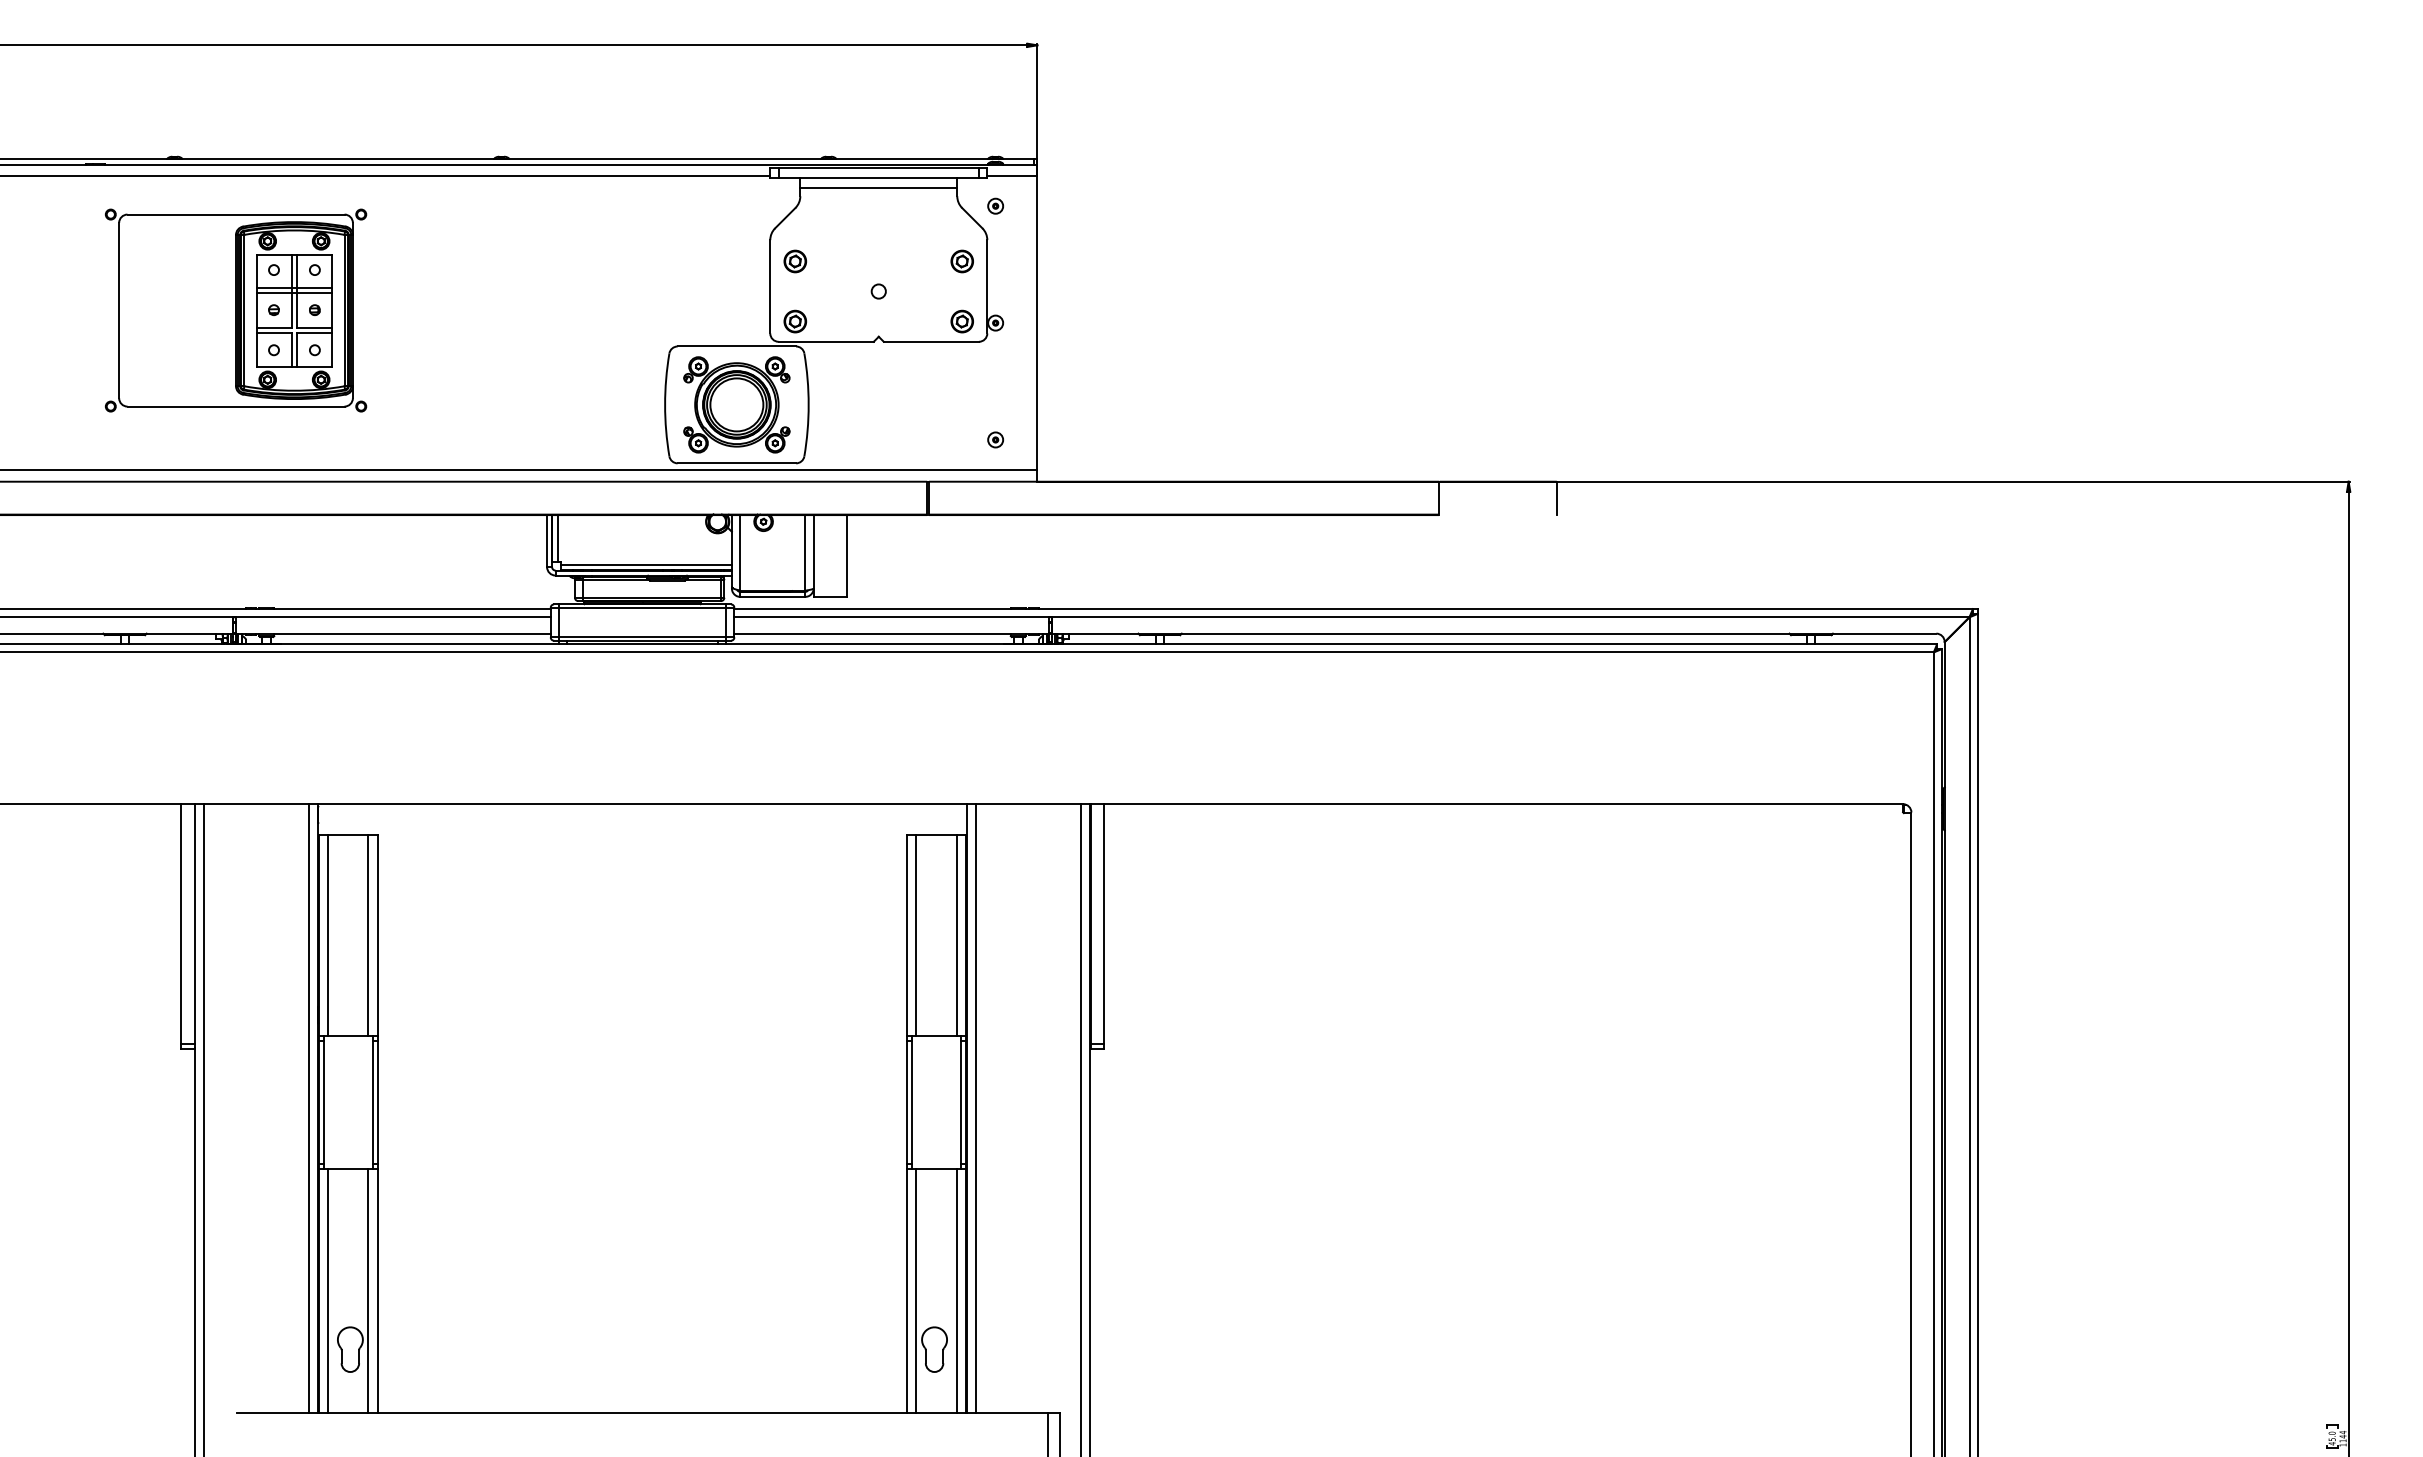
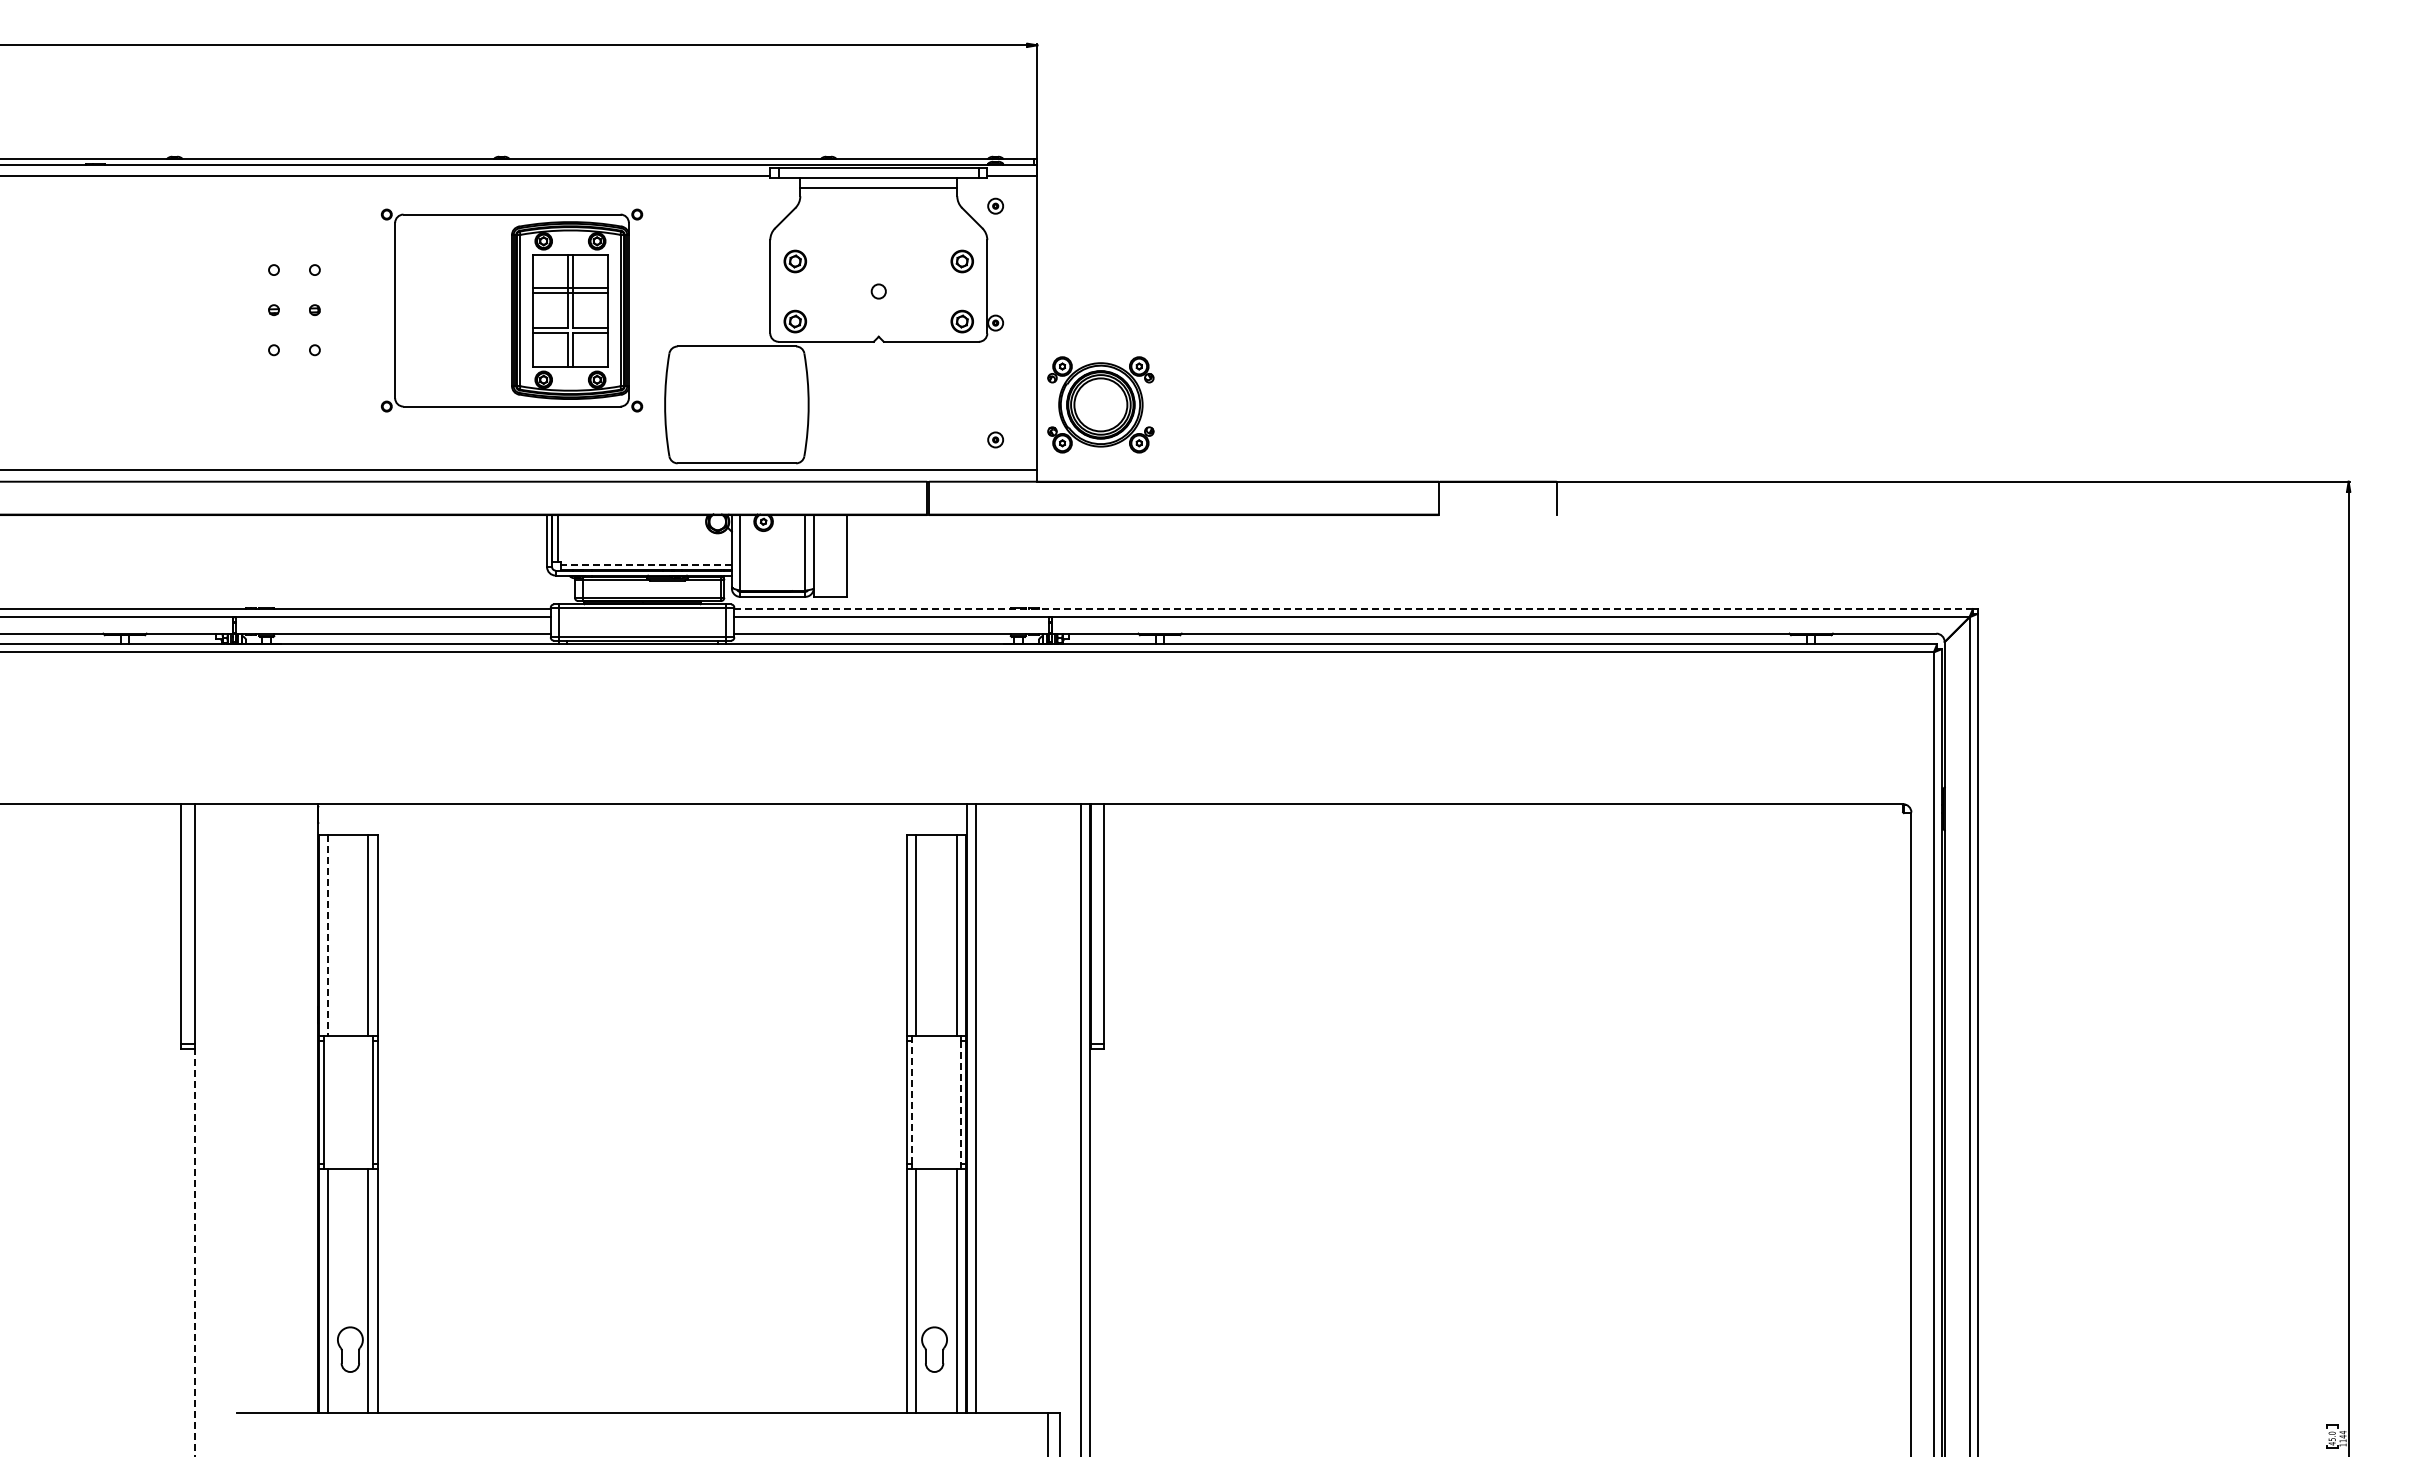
part position: (235, 310) -> (511, 310) (511, 310)
part position: (736, 404) -> (1100, 404) (1100, 404)
line: solid -> dashed (646, 564)
line: solid -> dashed (1354, 608)
line: solid -> dashed (327, 936)
line: solid -> dashed (912, 1102)
line: solid -> dashed (961, 1102)
line: present -> none (309, 1108)
line: present -> none (203, 1128)
line: solid -> dashed (194, 1253)
